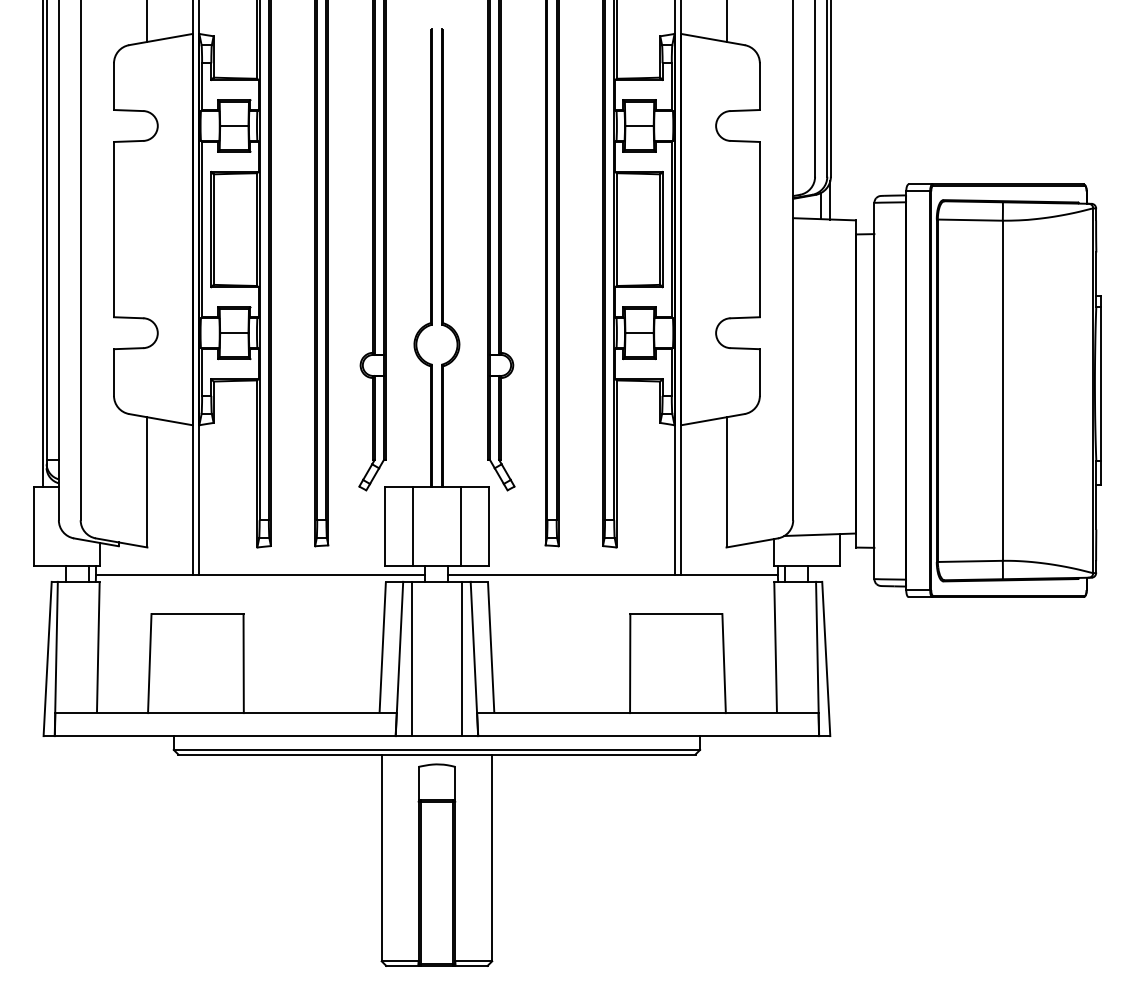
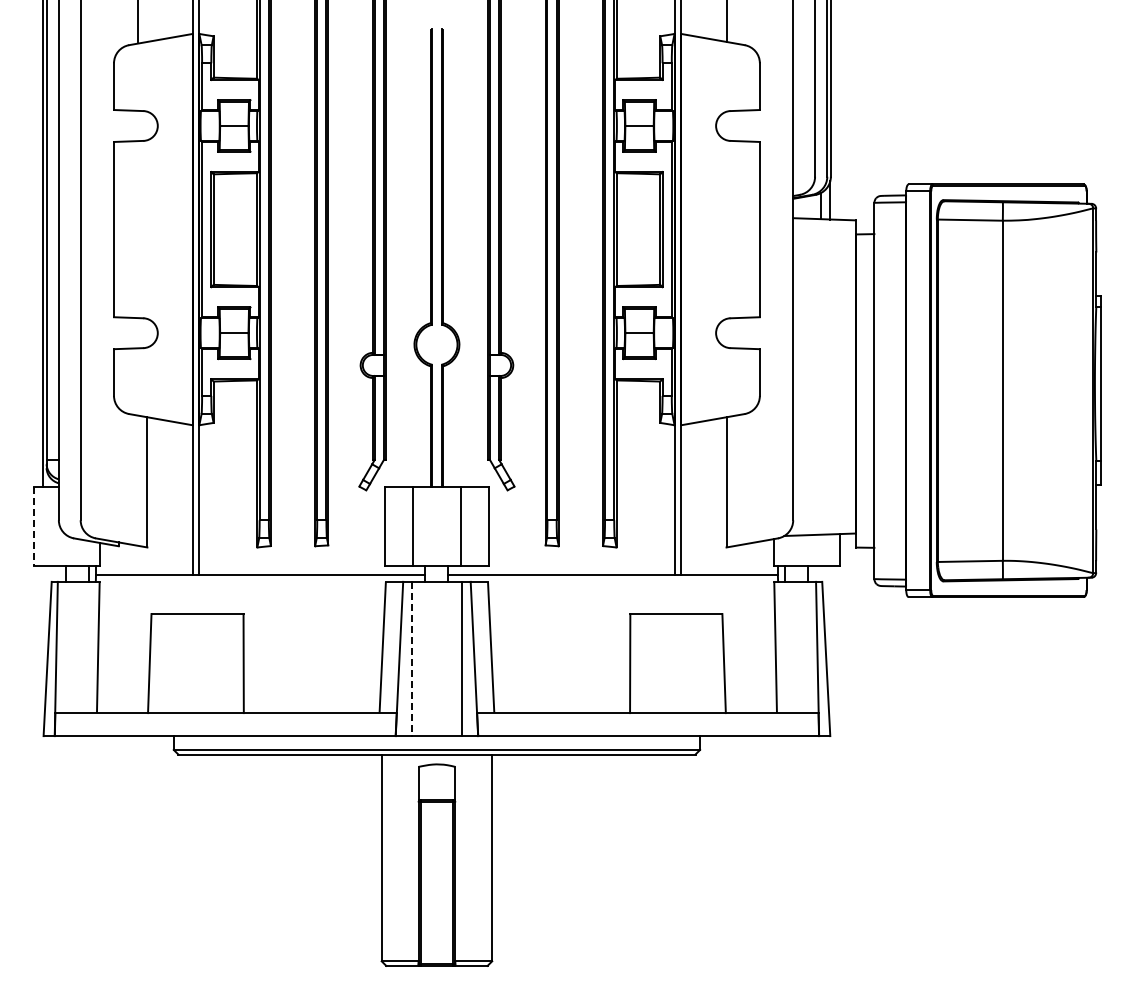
line position: (147, 21) -> (138, 21) (138, 21)
line: solid -> dashed (34, 527)
line: solid -> dashed (412, 659)
